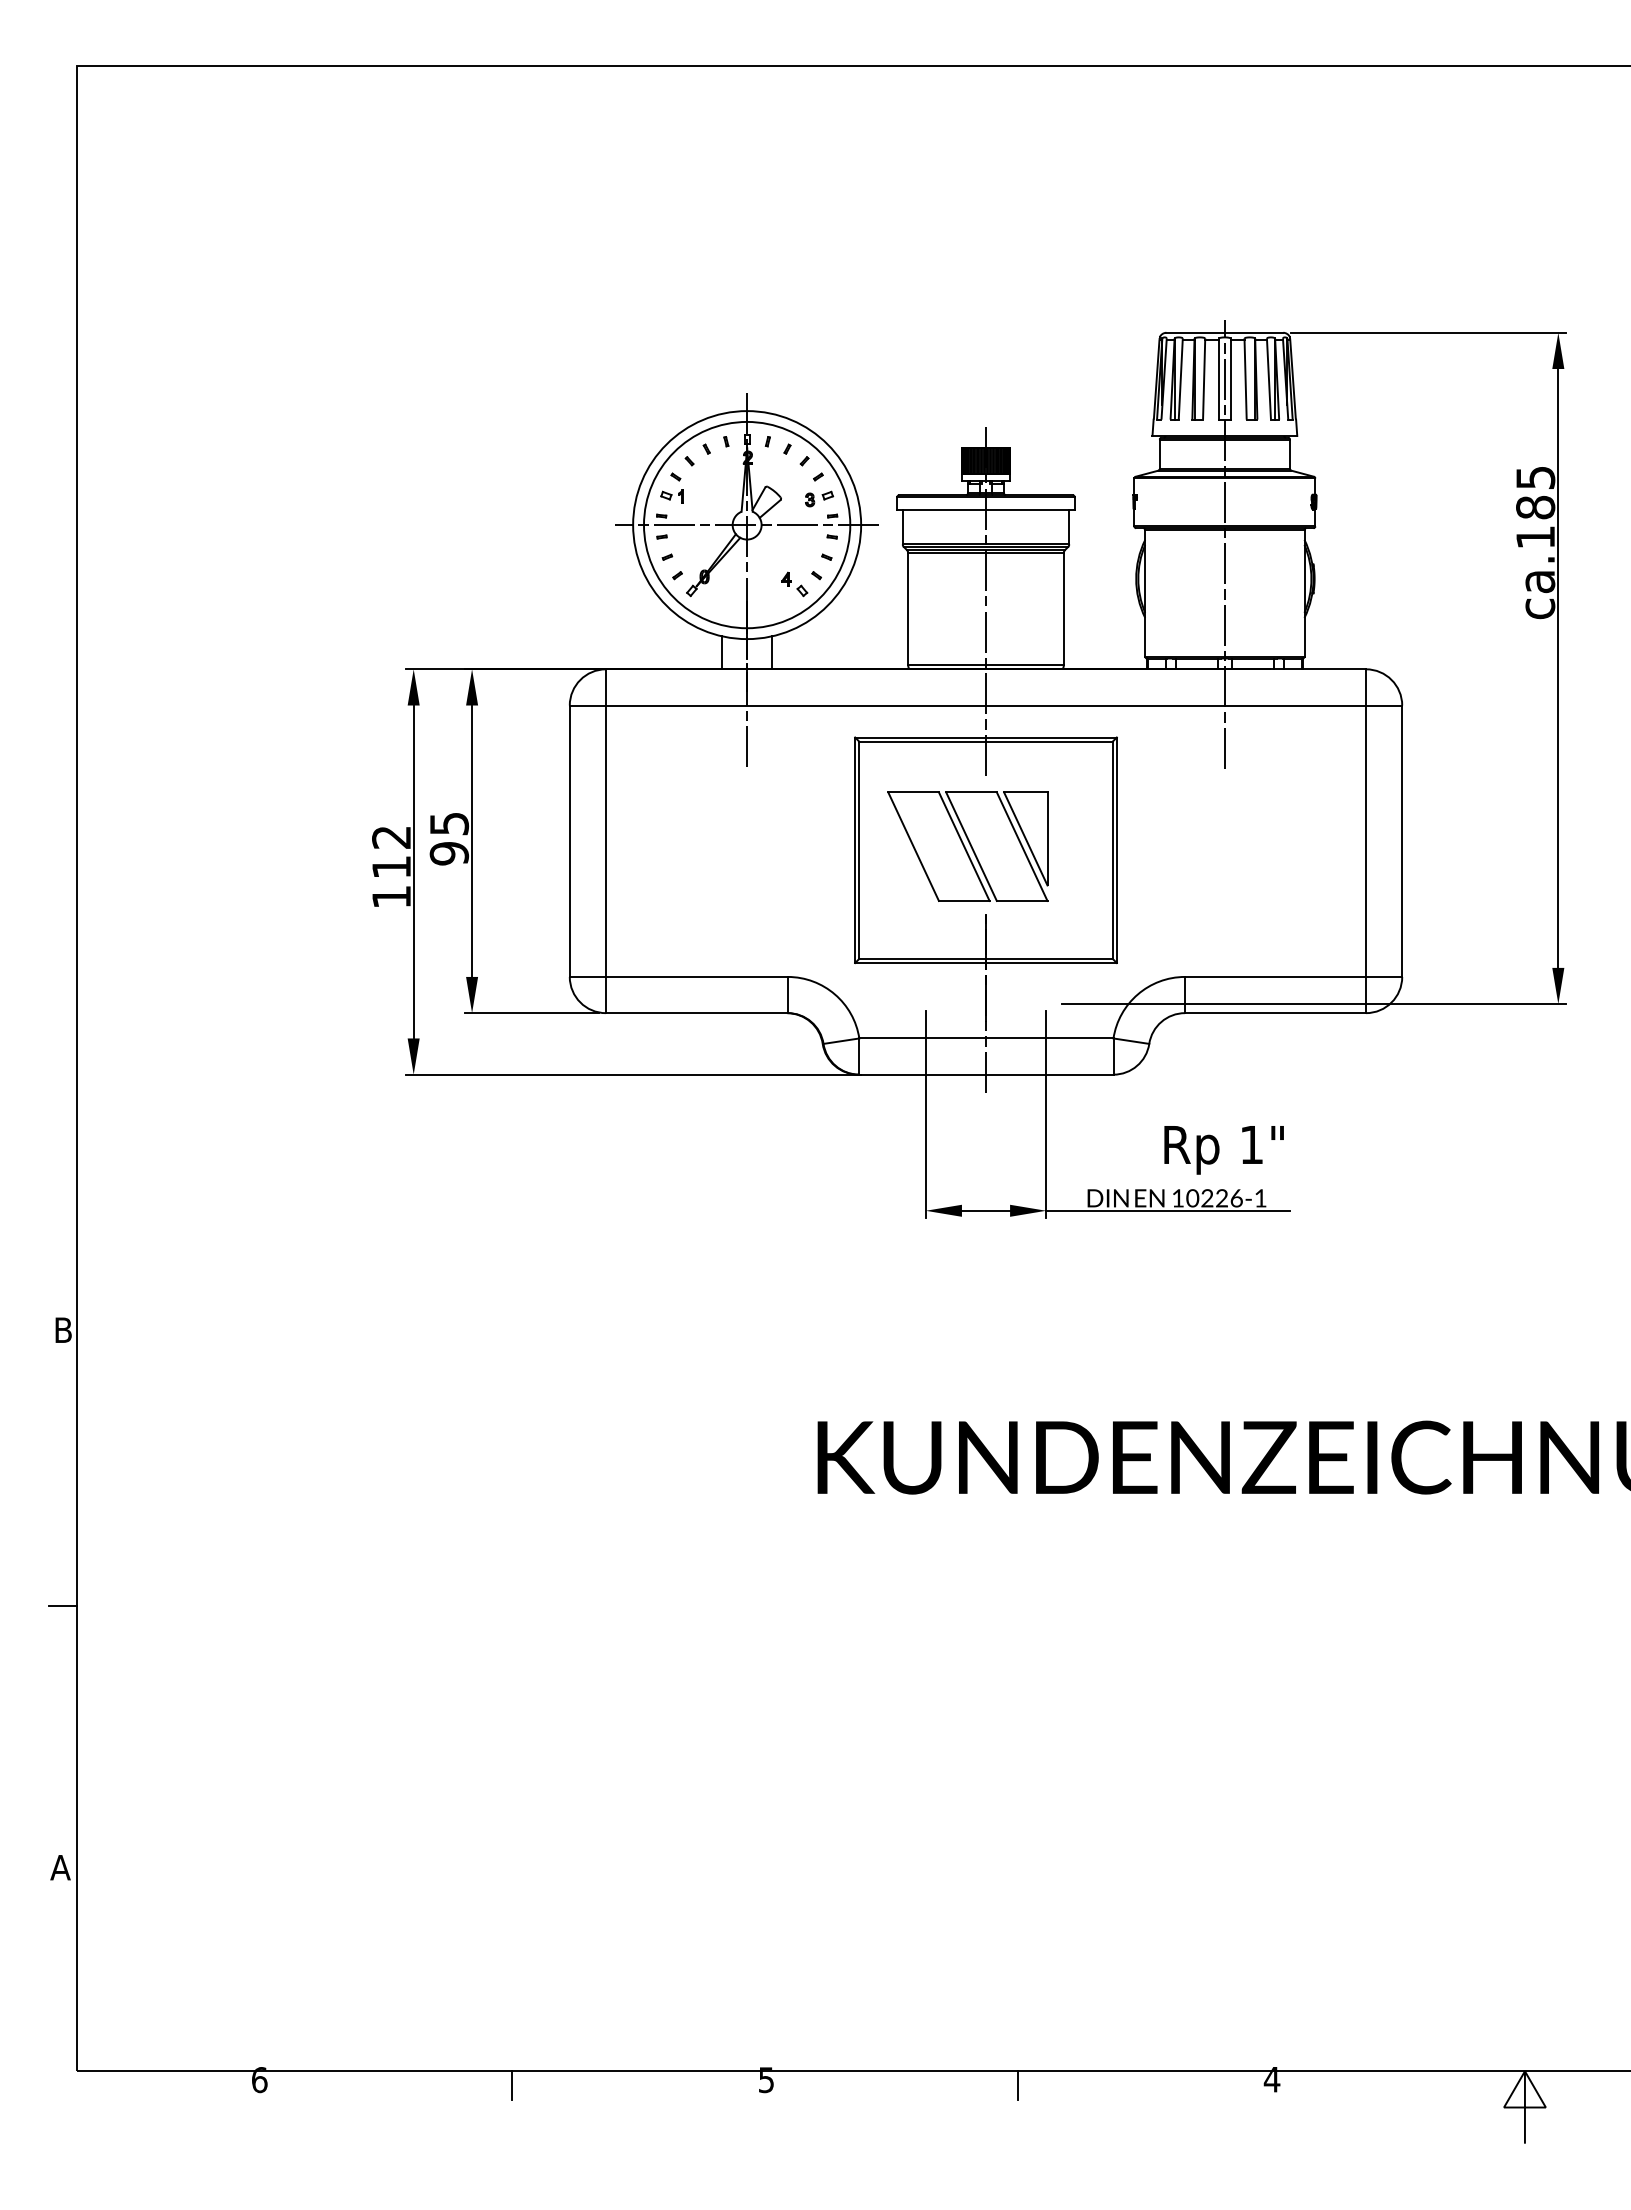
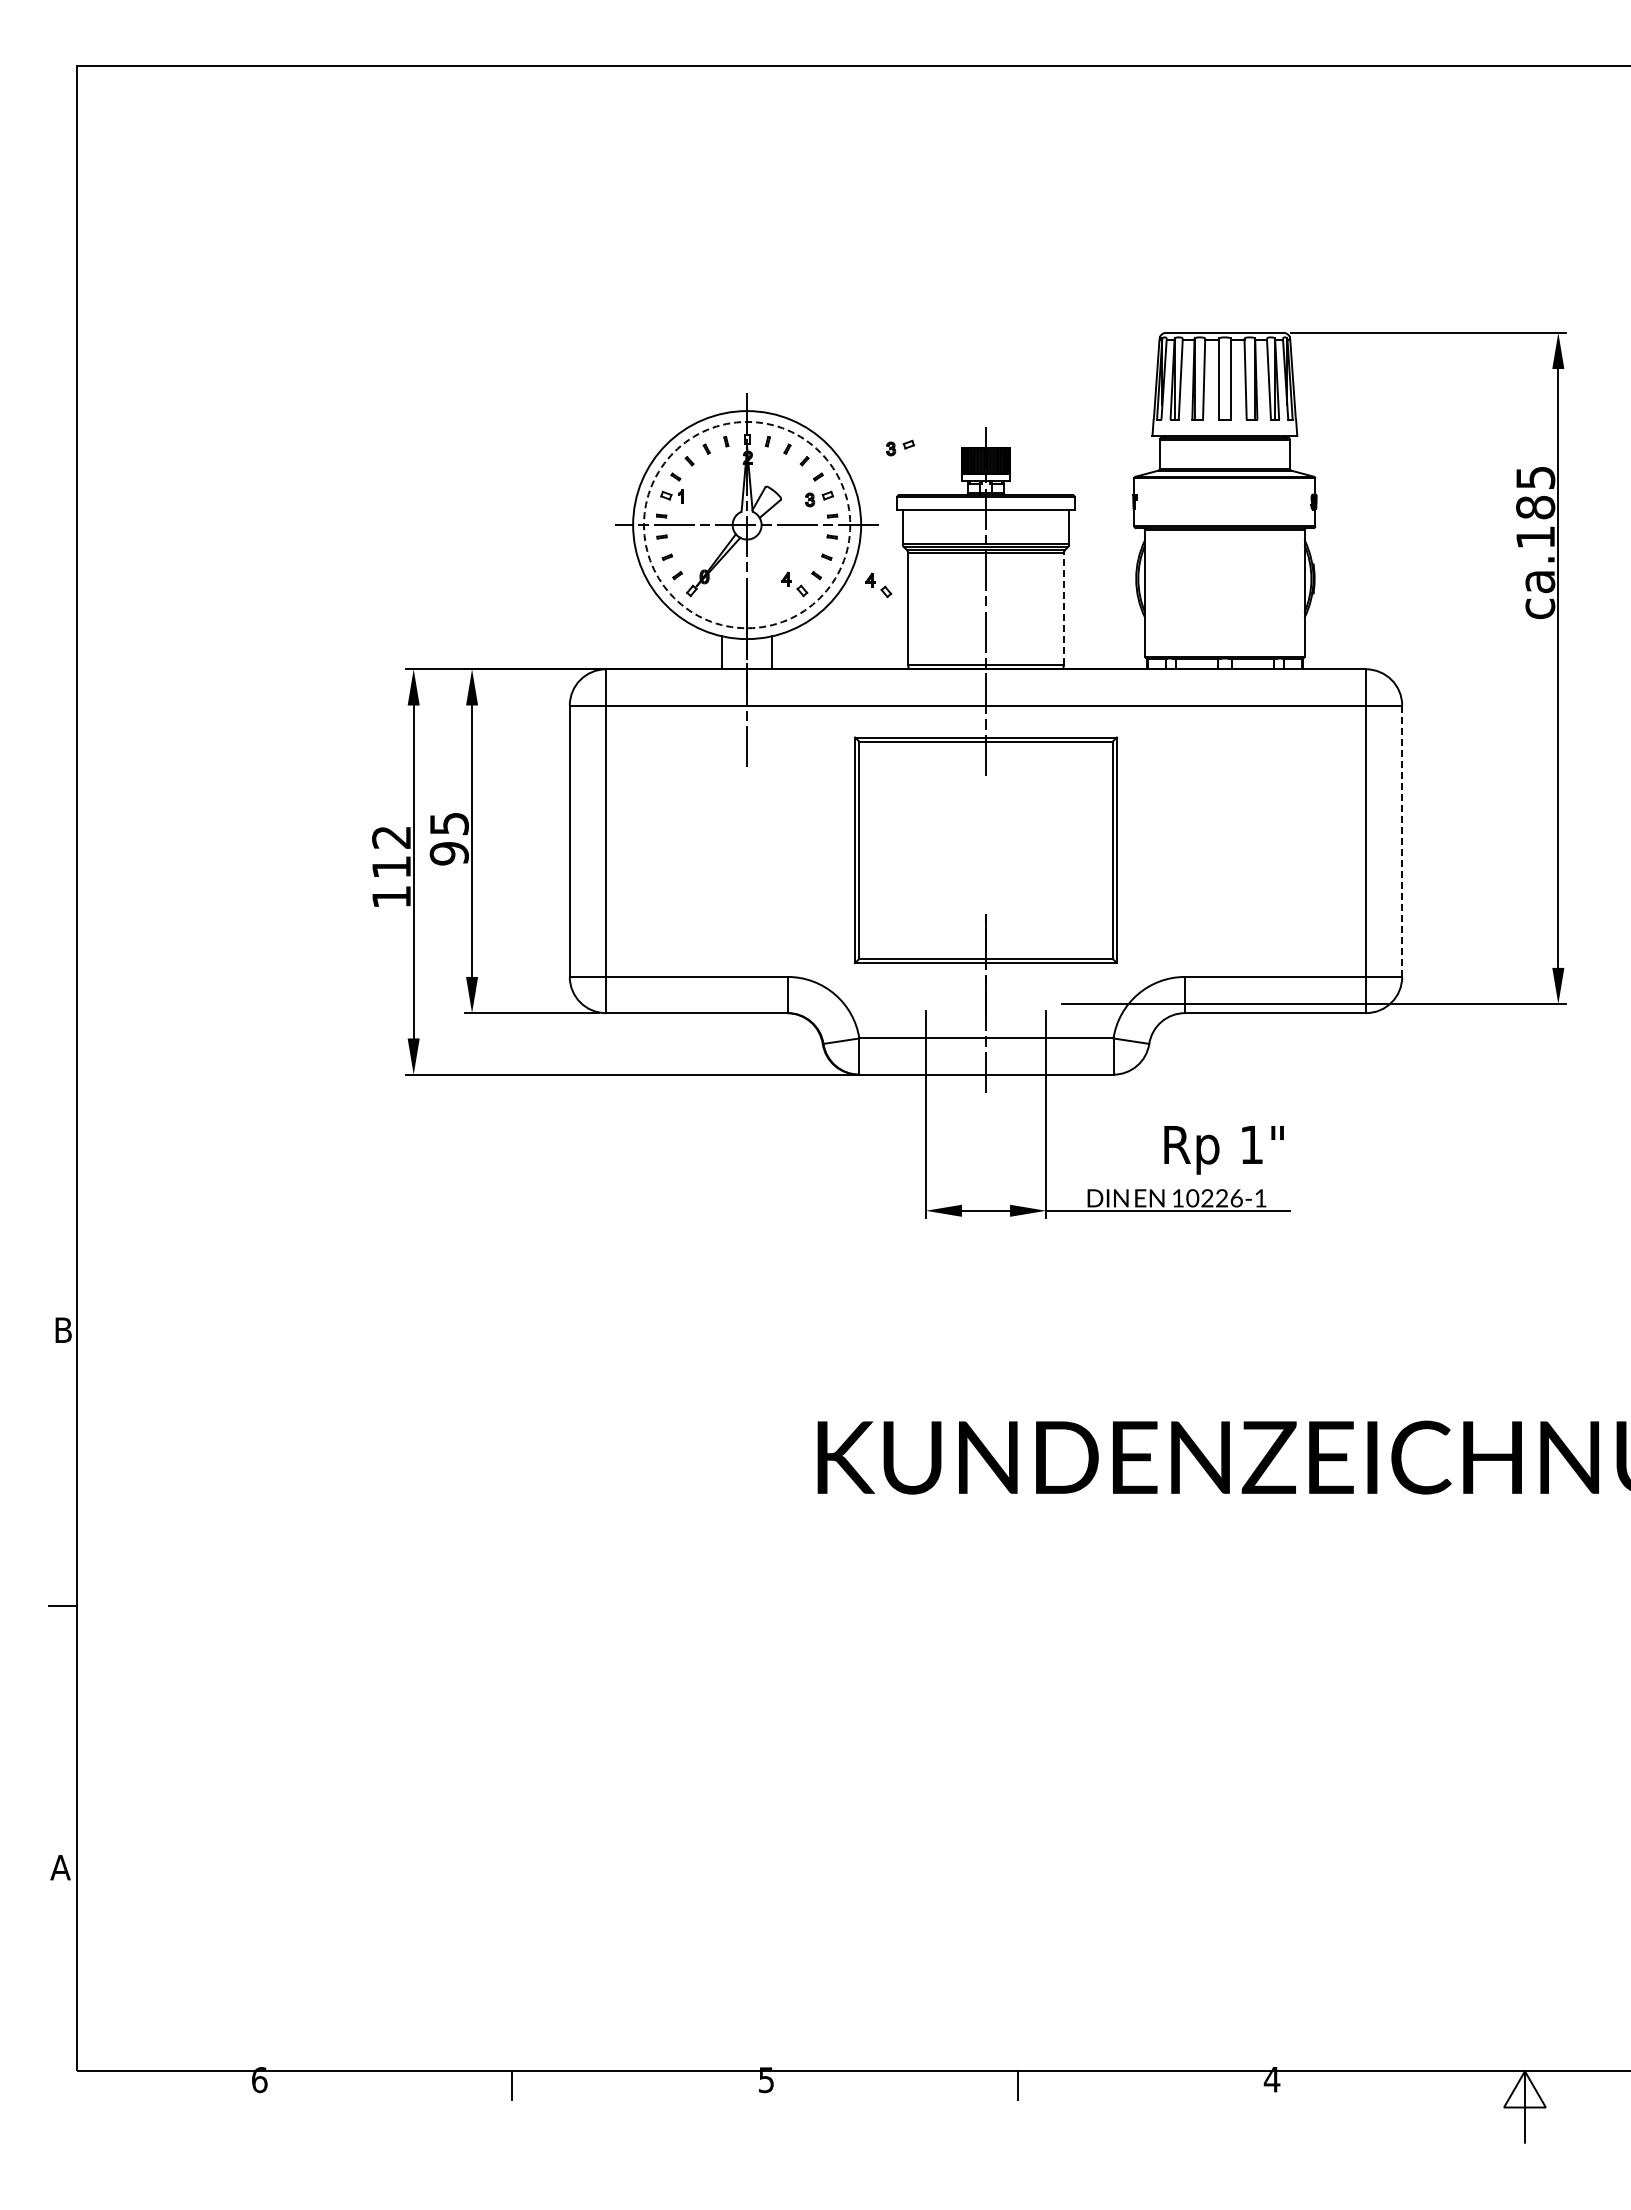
part: none -> present (900, 447)
circle: solid -> dashed (746, 524)
line: present -> none (1224, 544)
part: none -> present (878, 585)
line: solid -> dashed (1063, 608)
line: solid -> dashed (1402, 841)
part: present -> none (967, 846)
